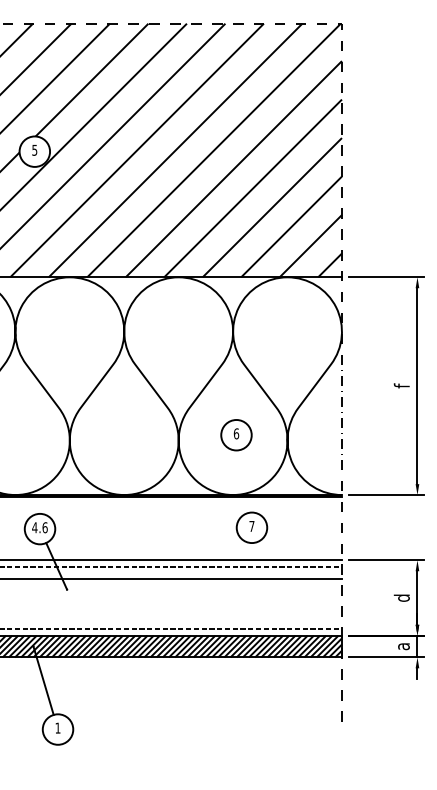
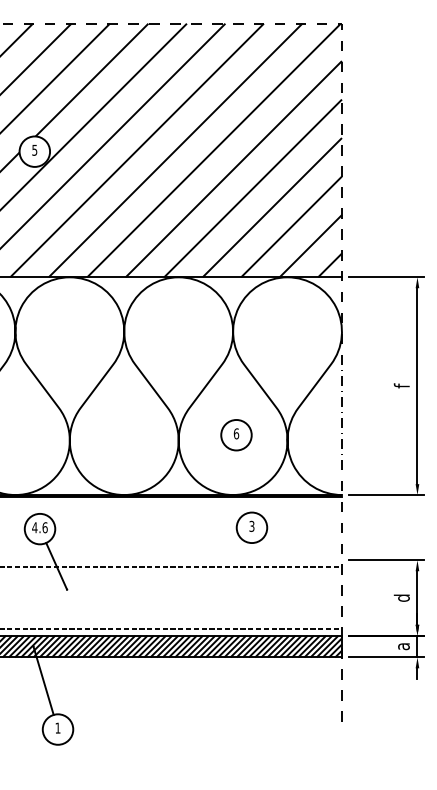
text: 7 -> 3 (251, 525)
line: present -> none (171, 560)
line: present -> none (171, 578)
